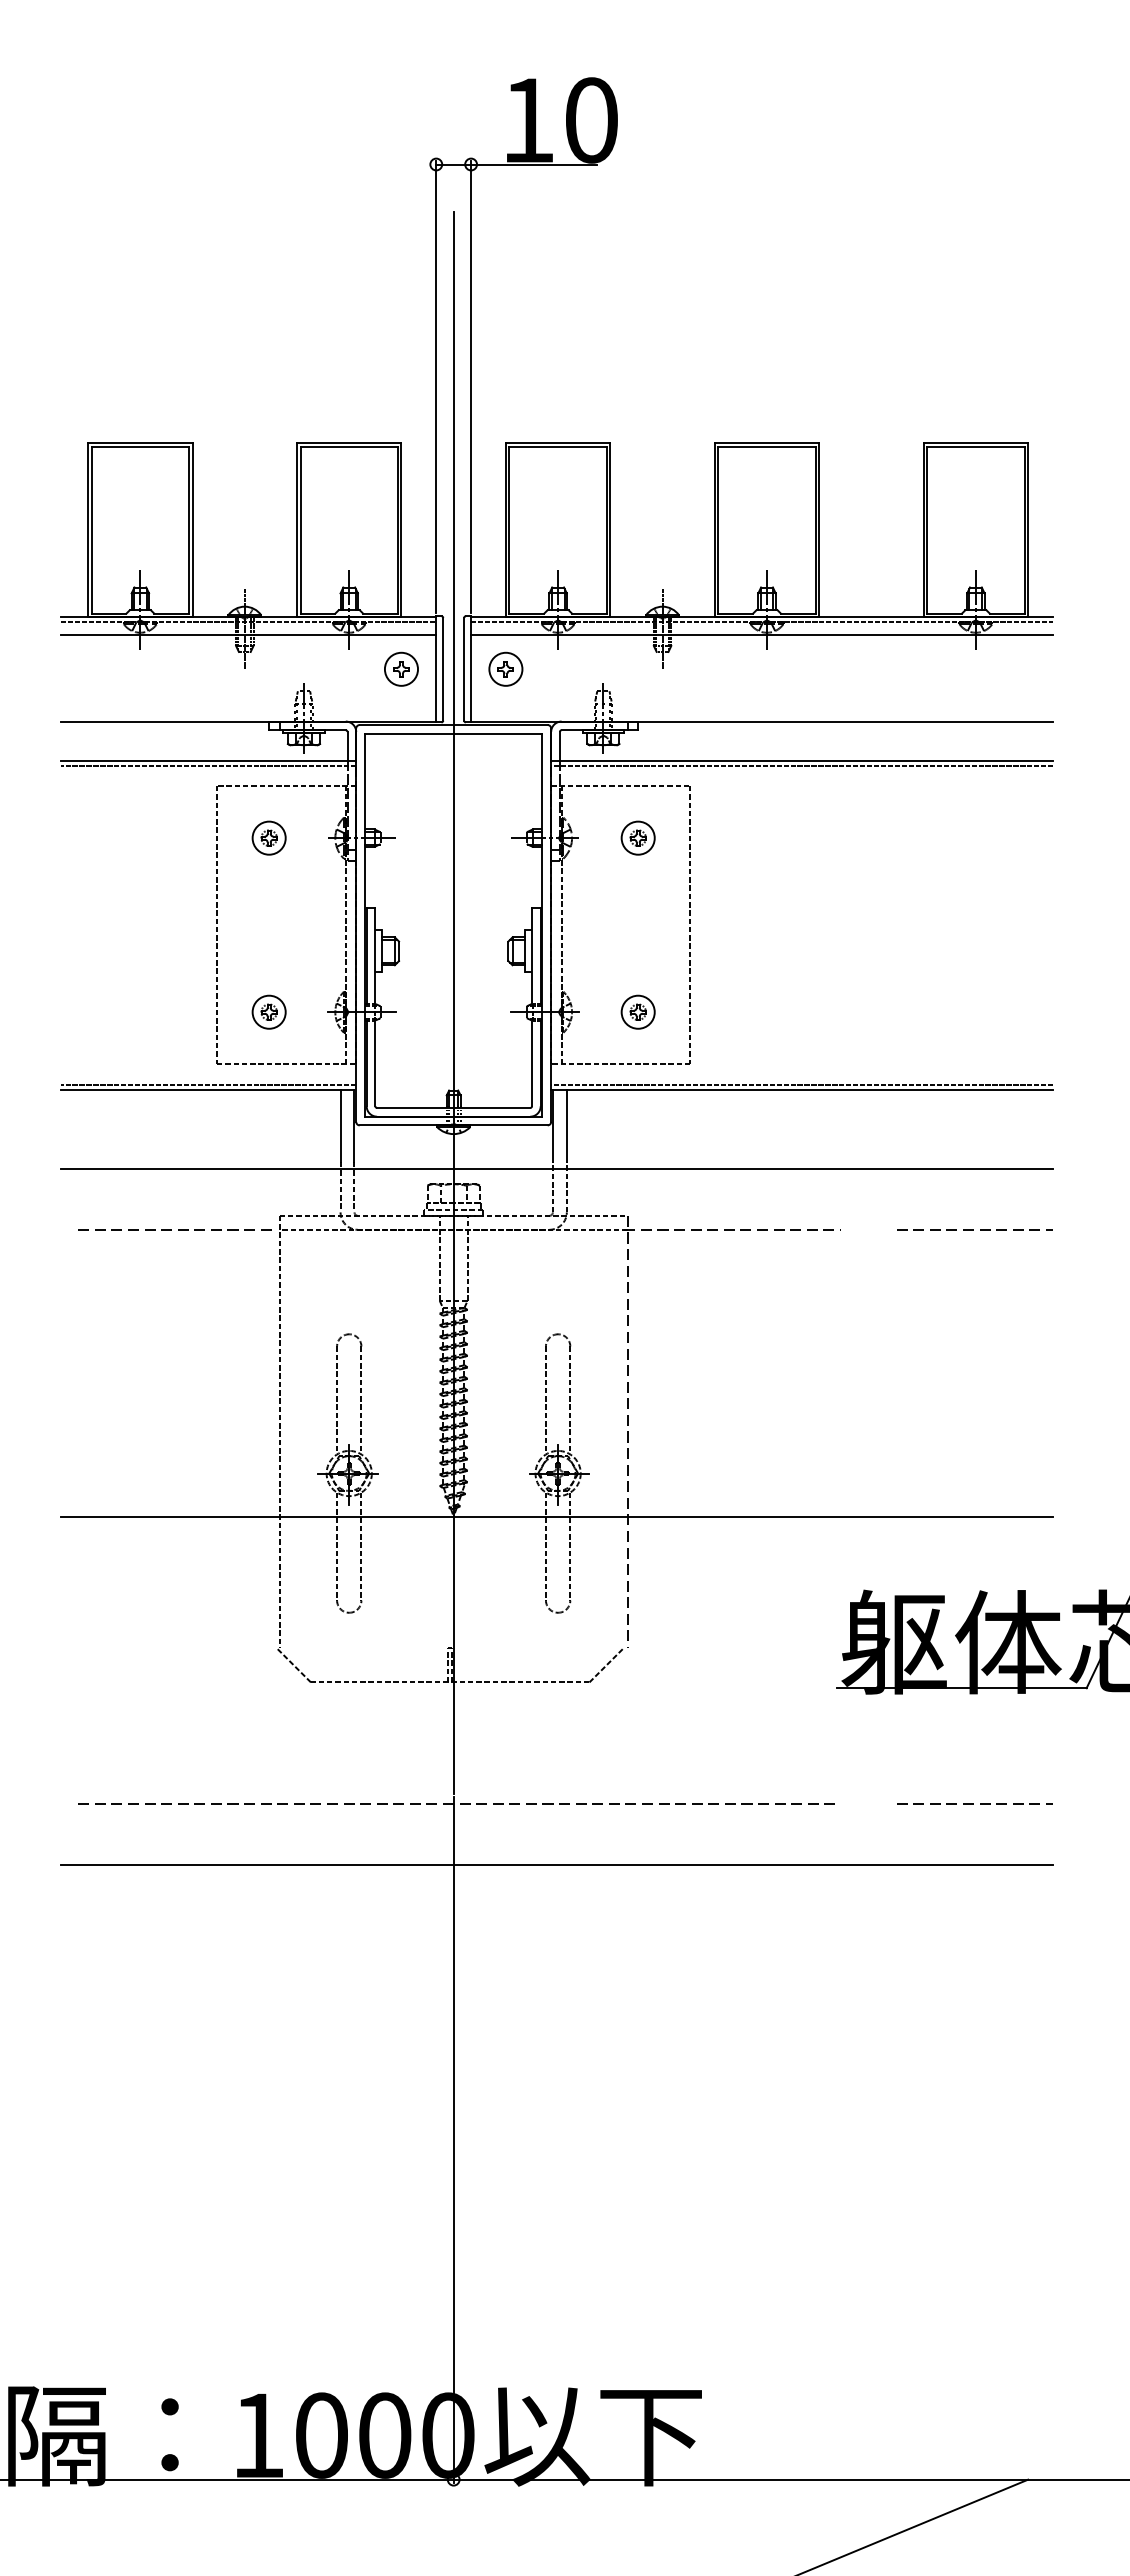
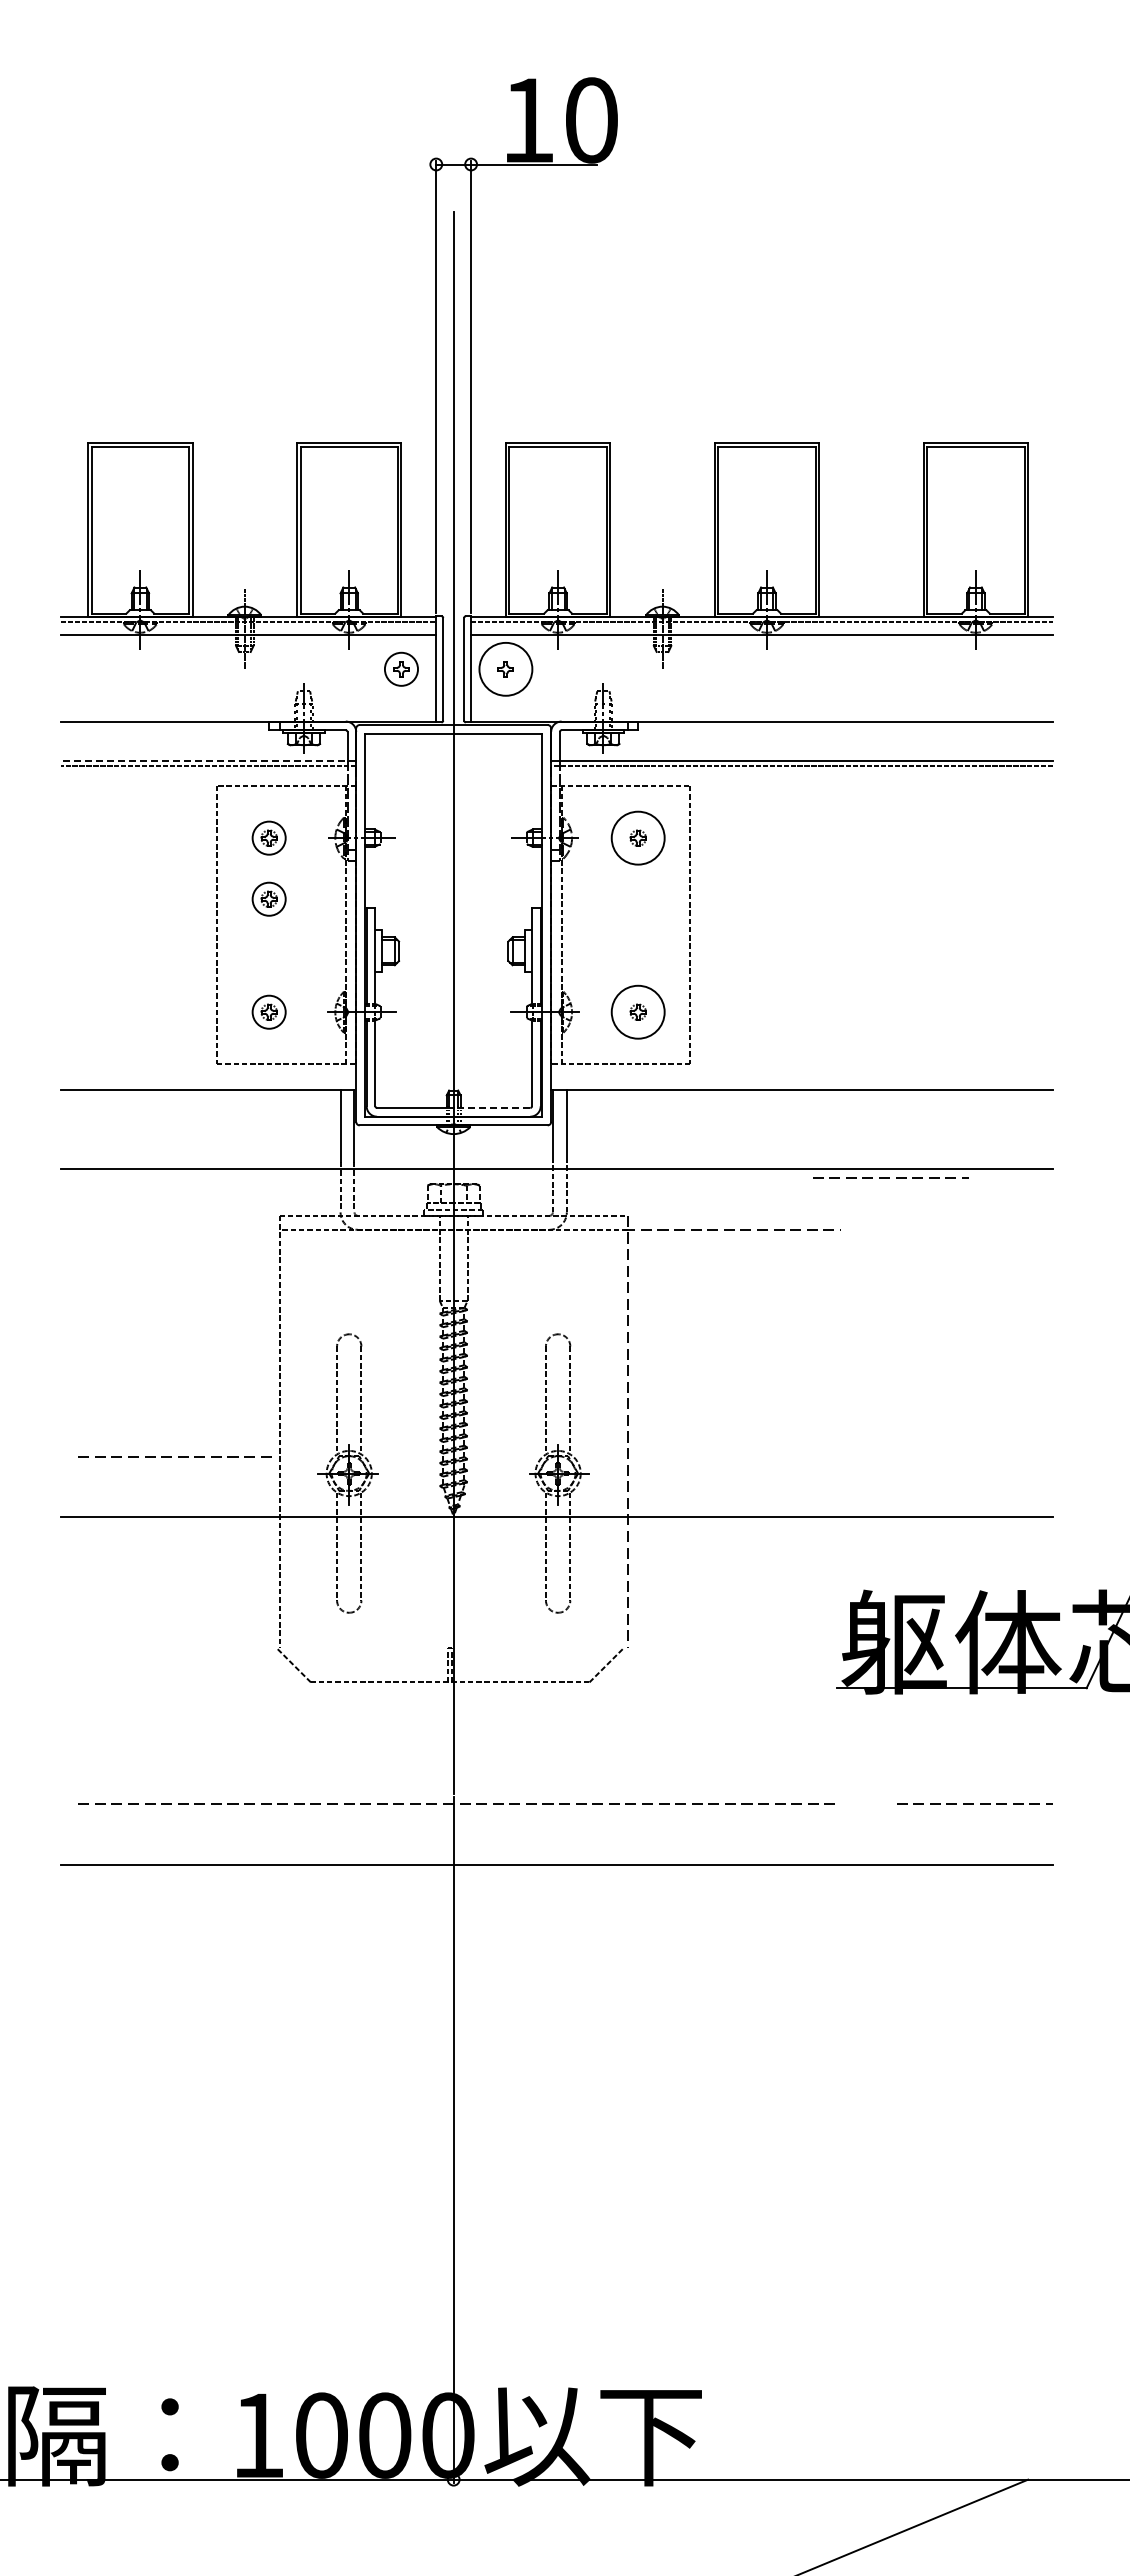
circle diameter: 33 px -> 53 px (505, 668)
line: solid -> dashed (208, 760)
circle diameter: 33 px -> 53 px (637, 837)
part: none -> present (268, 898)
circle diameter: 33 px -> 53 px (637, 1011)
line: present -> none (208, 1084)
line: present -> none (802, 1084)
line: solid -> dashed (491, 1107)
line position: (171, 1229) -> (171, 1456) (171, 1456)
line position: (973, 1229) -> (889, 1177) (889, 1177)
